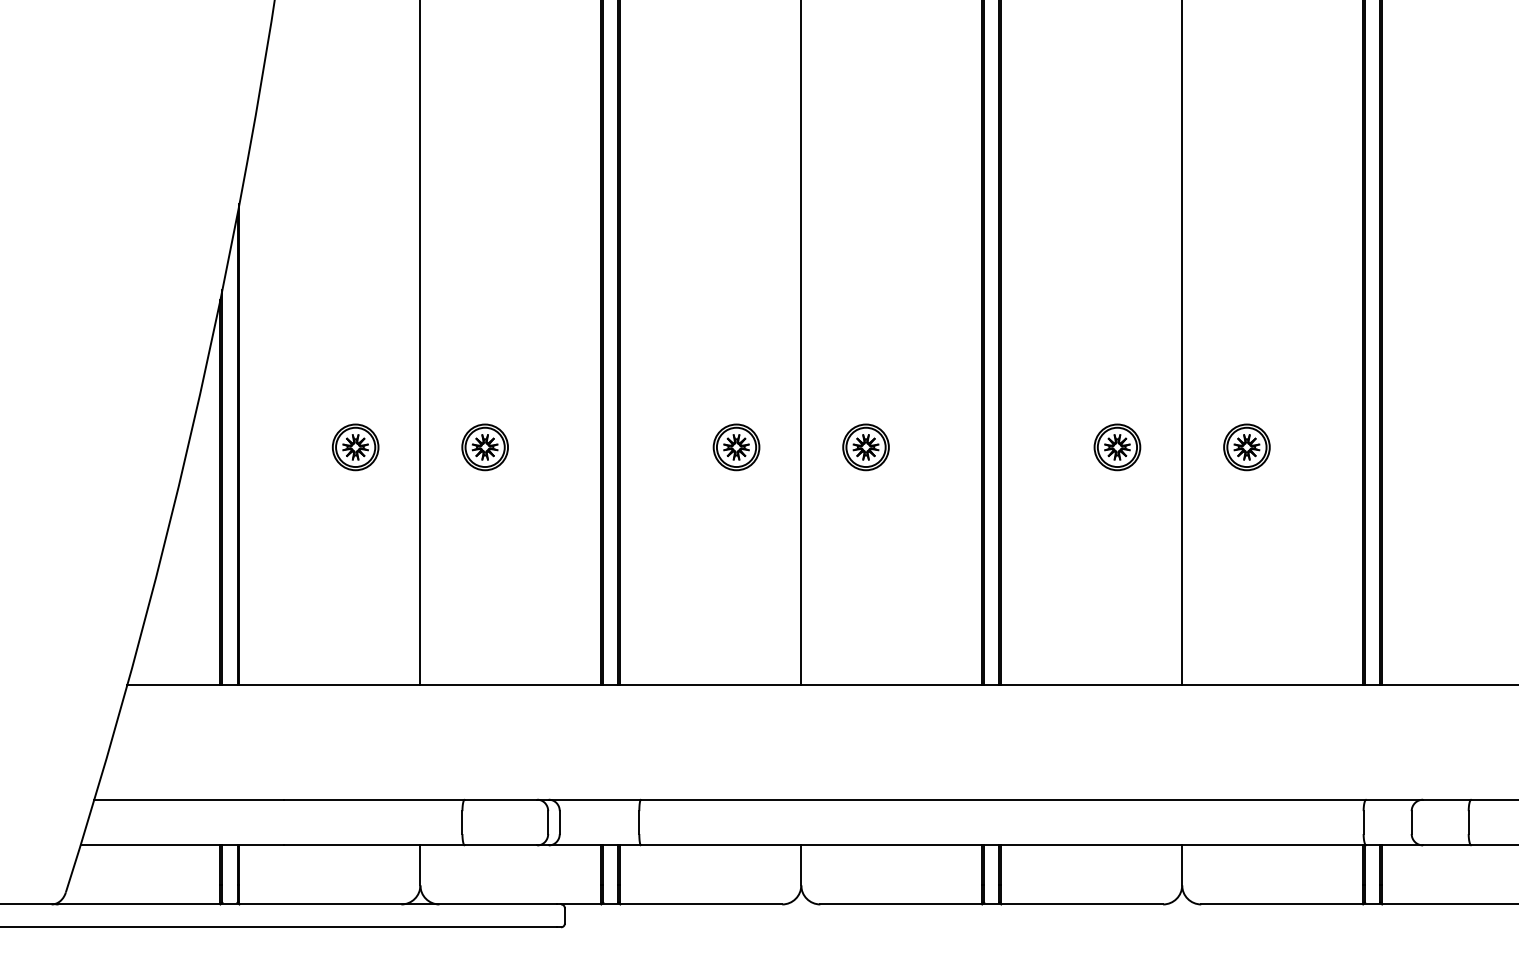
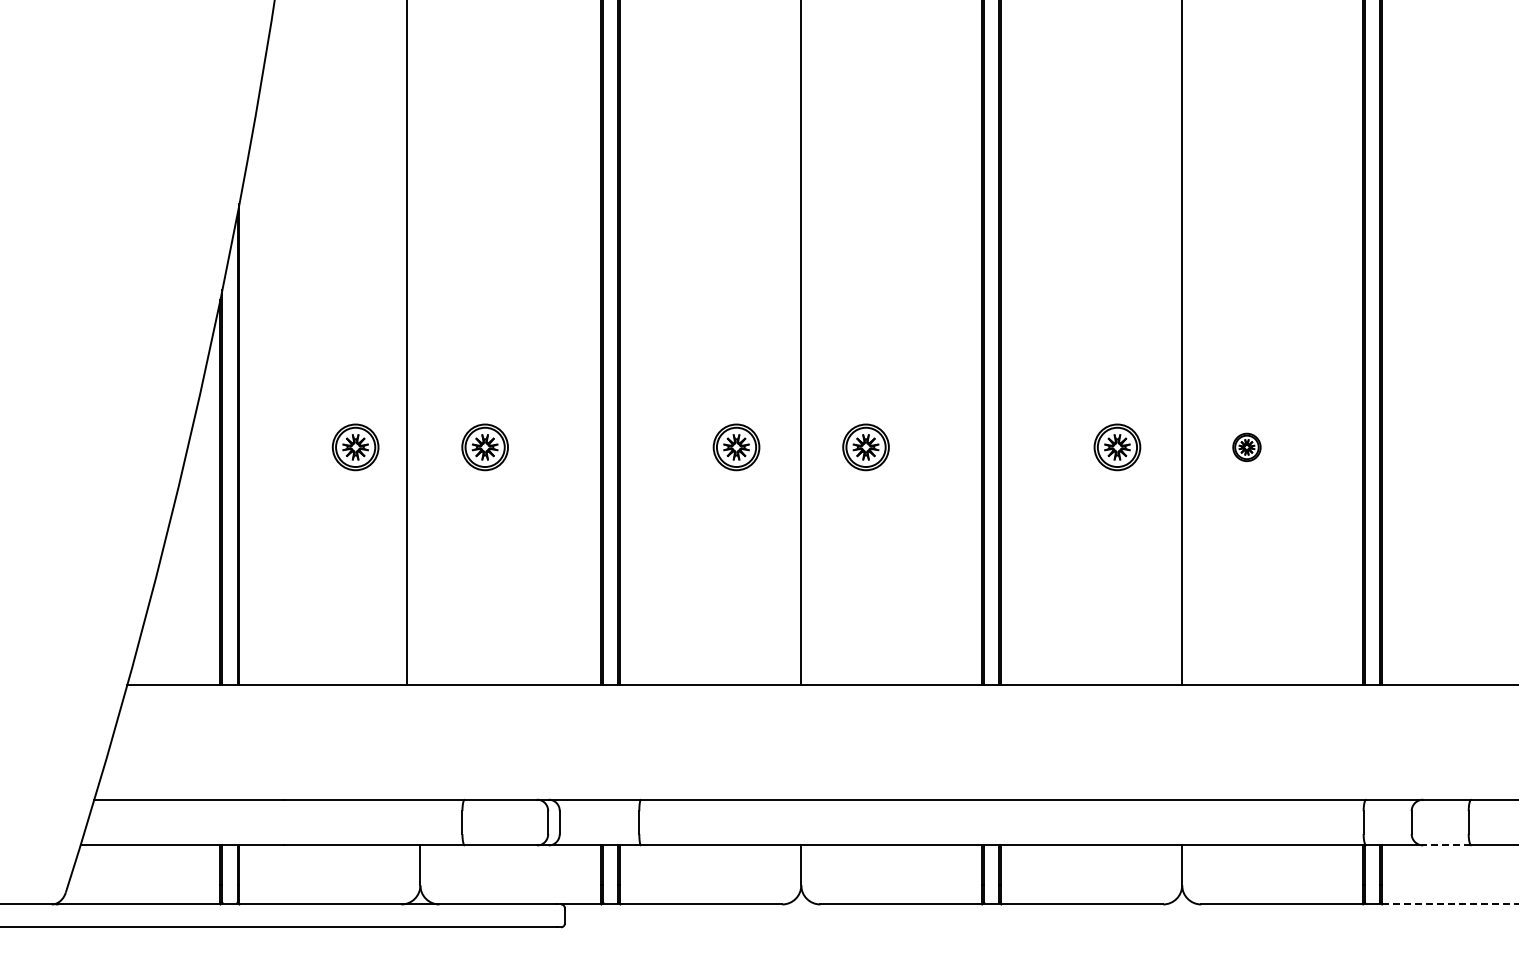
line position: (420, 343) -> (407, 343) (407, 343)
part size: 48x49 px -> 30x30 px (1246, 446)
line: solid -> dashed (1446, 845)
line: solid -> dashed (1450, 904)
